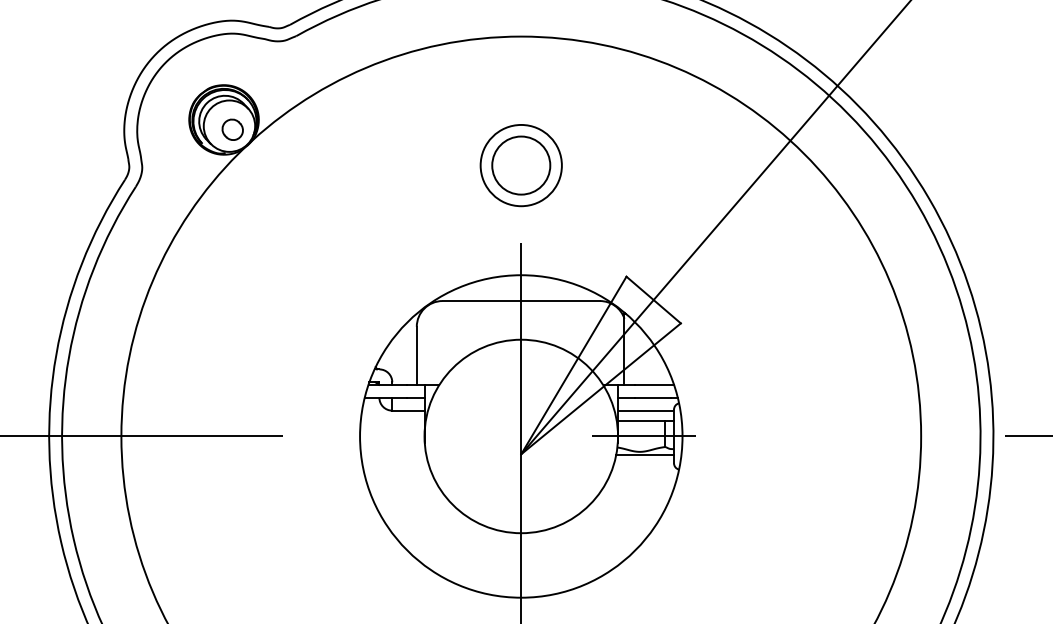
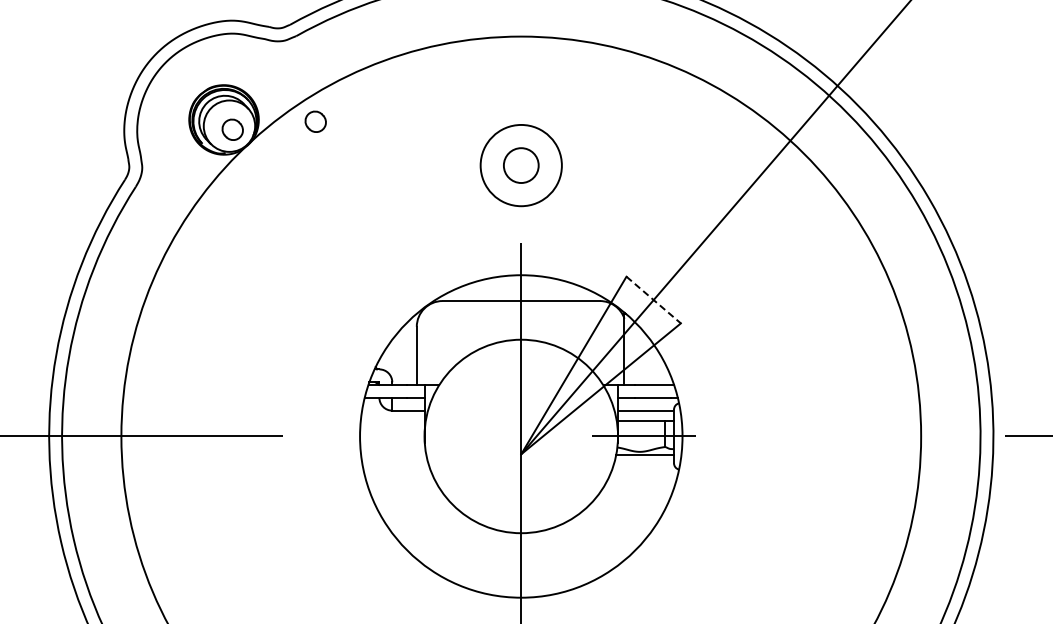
part: none -> present (315, 121)
circle diameter: 58 px -> 35 px (520, 165)
line: solid -> dashed (653, 300)
